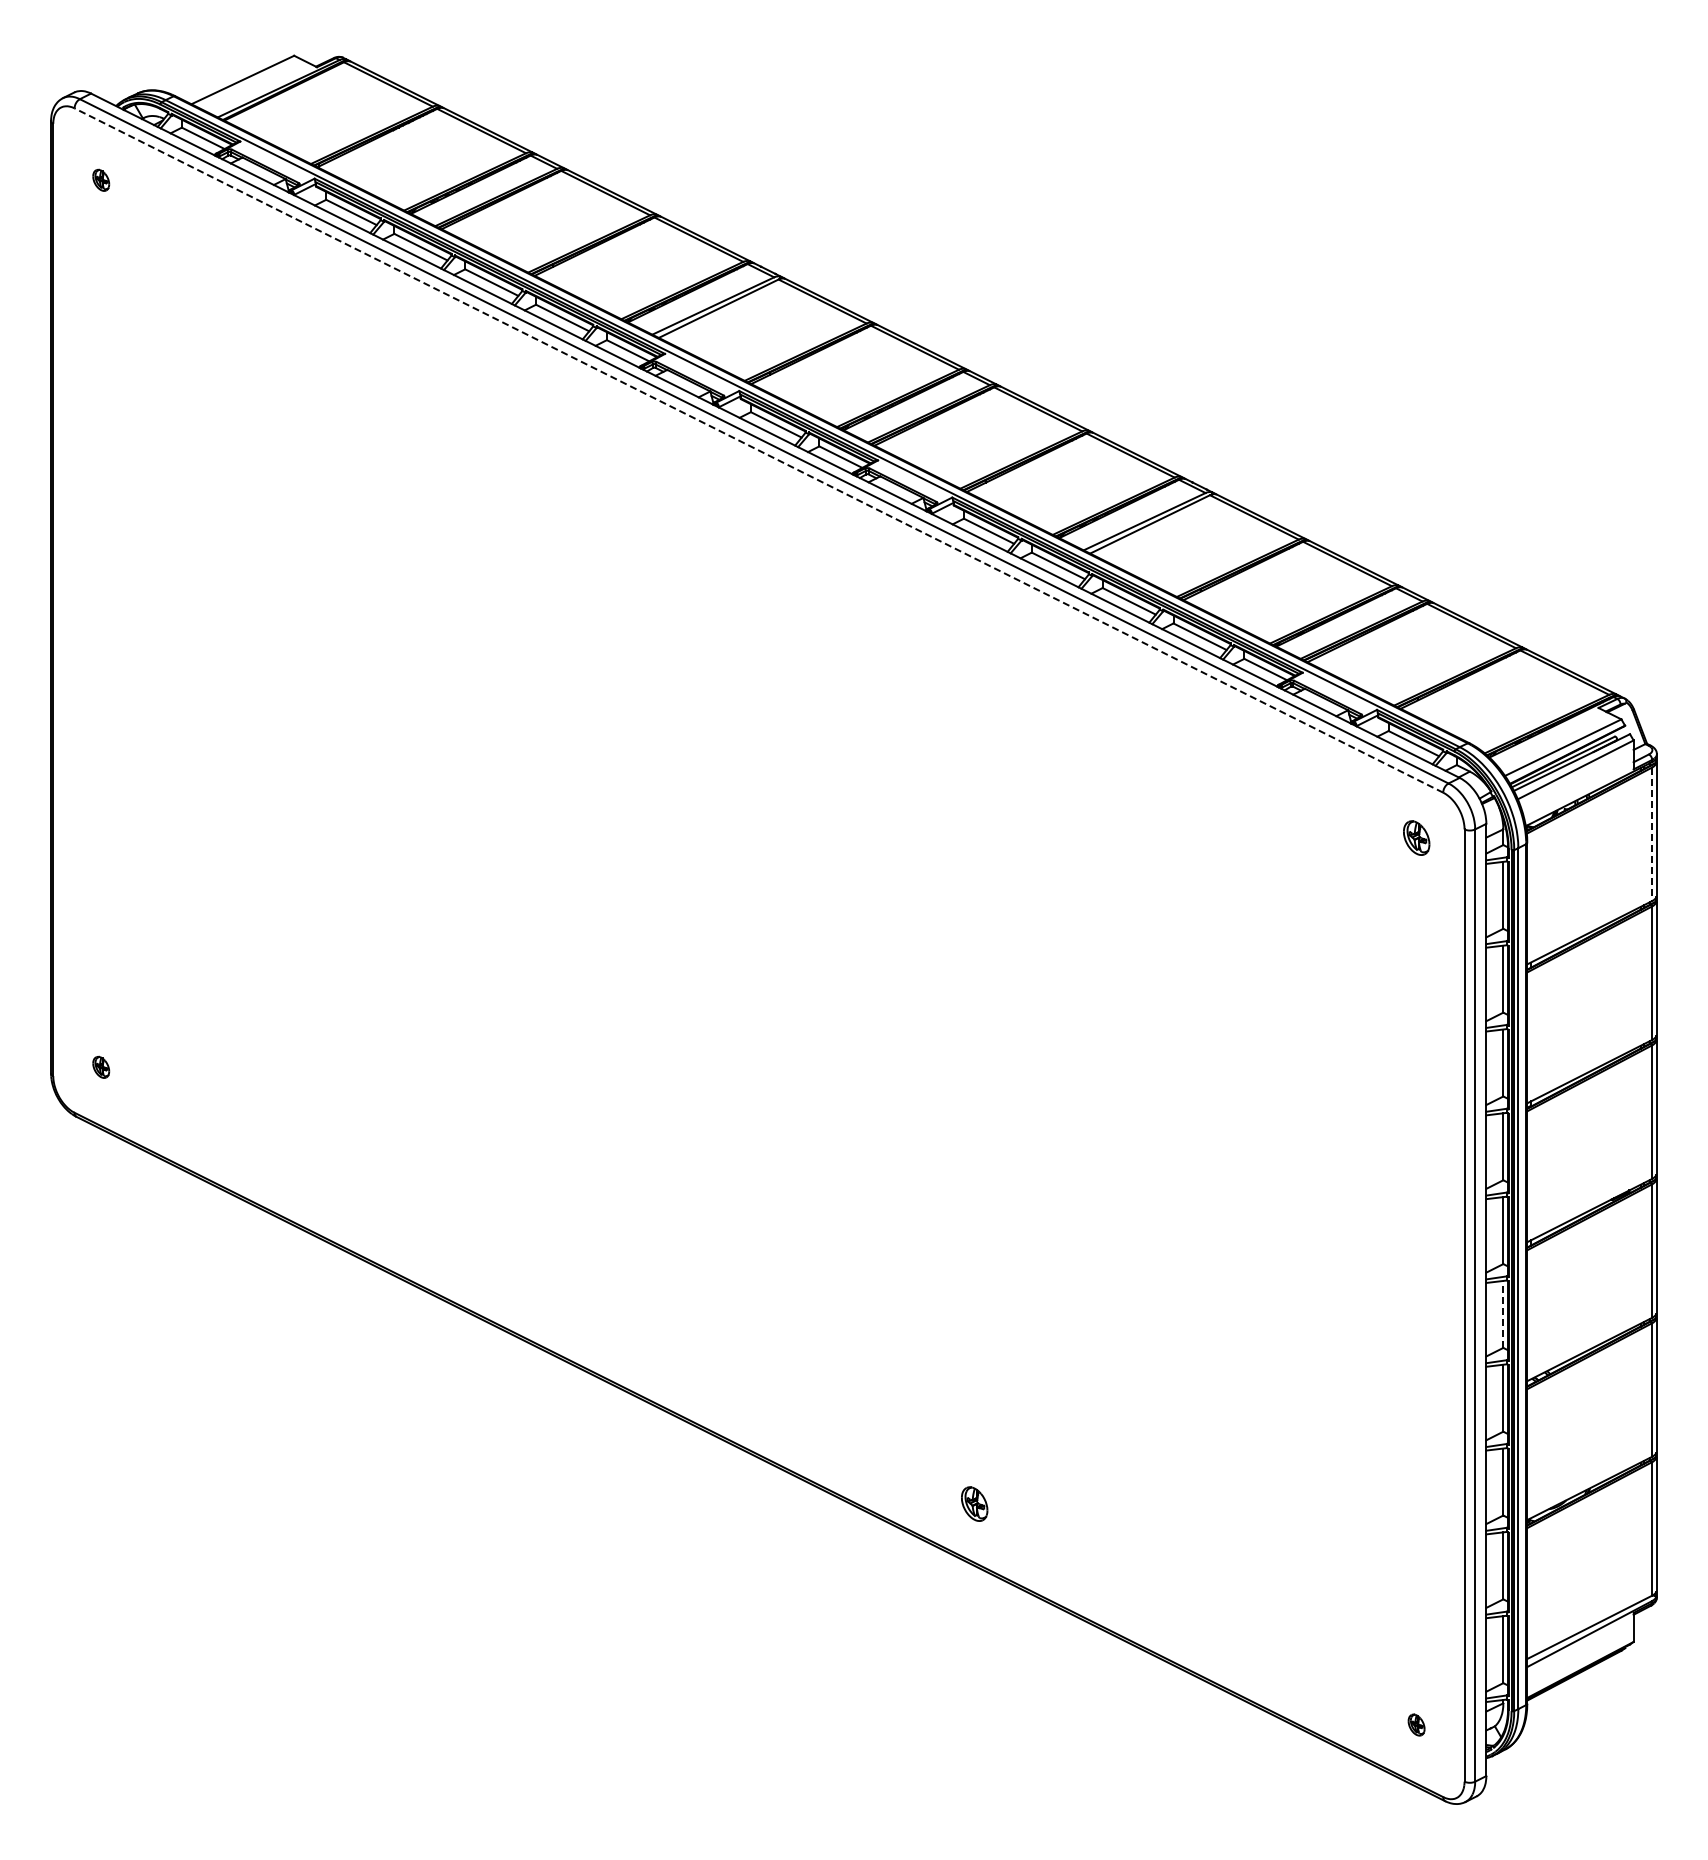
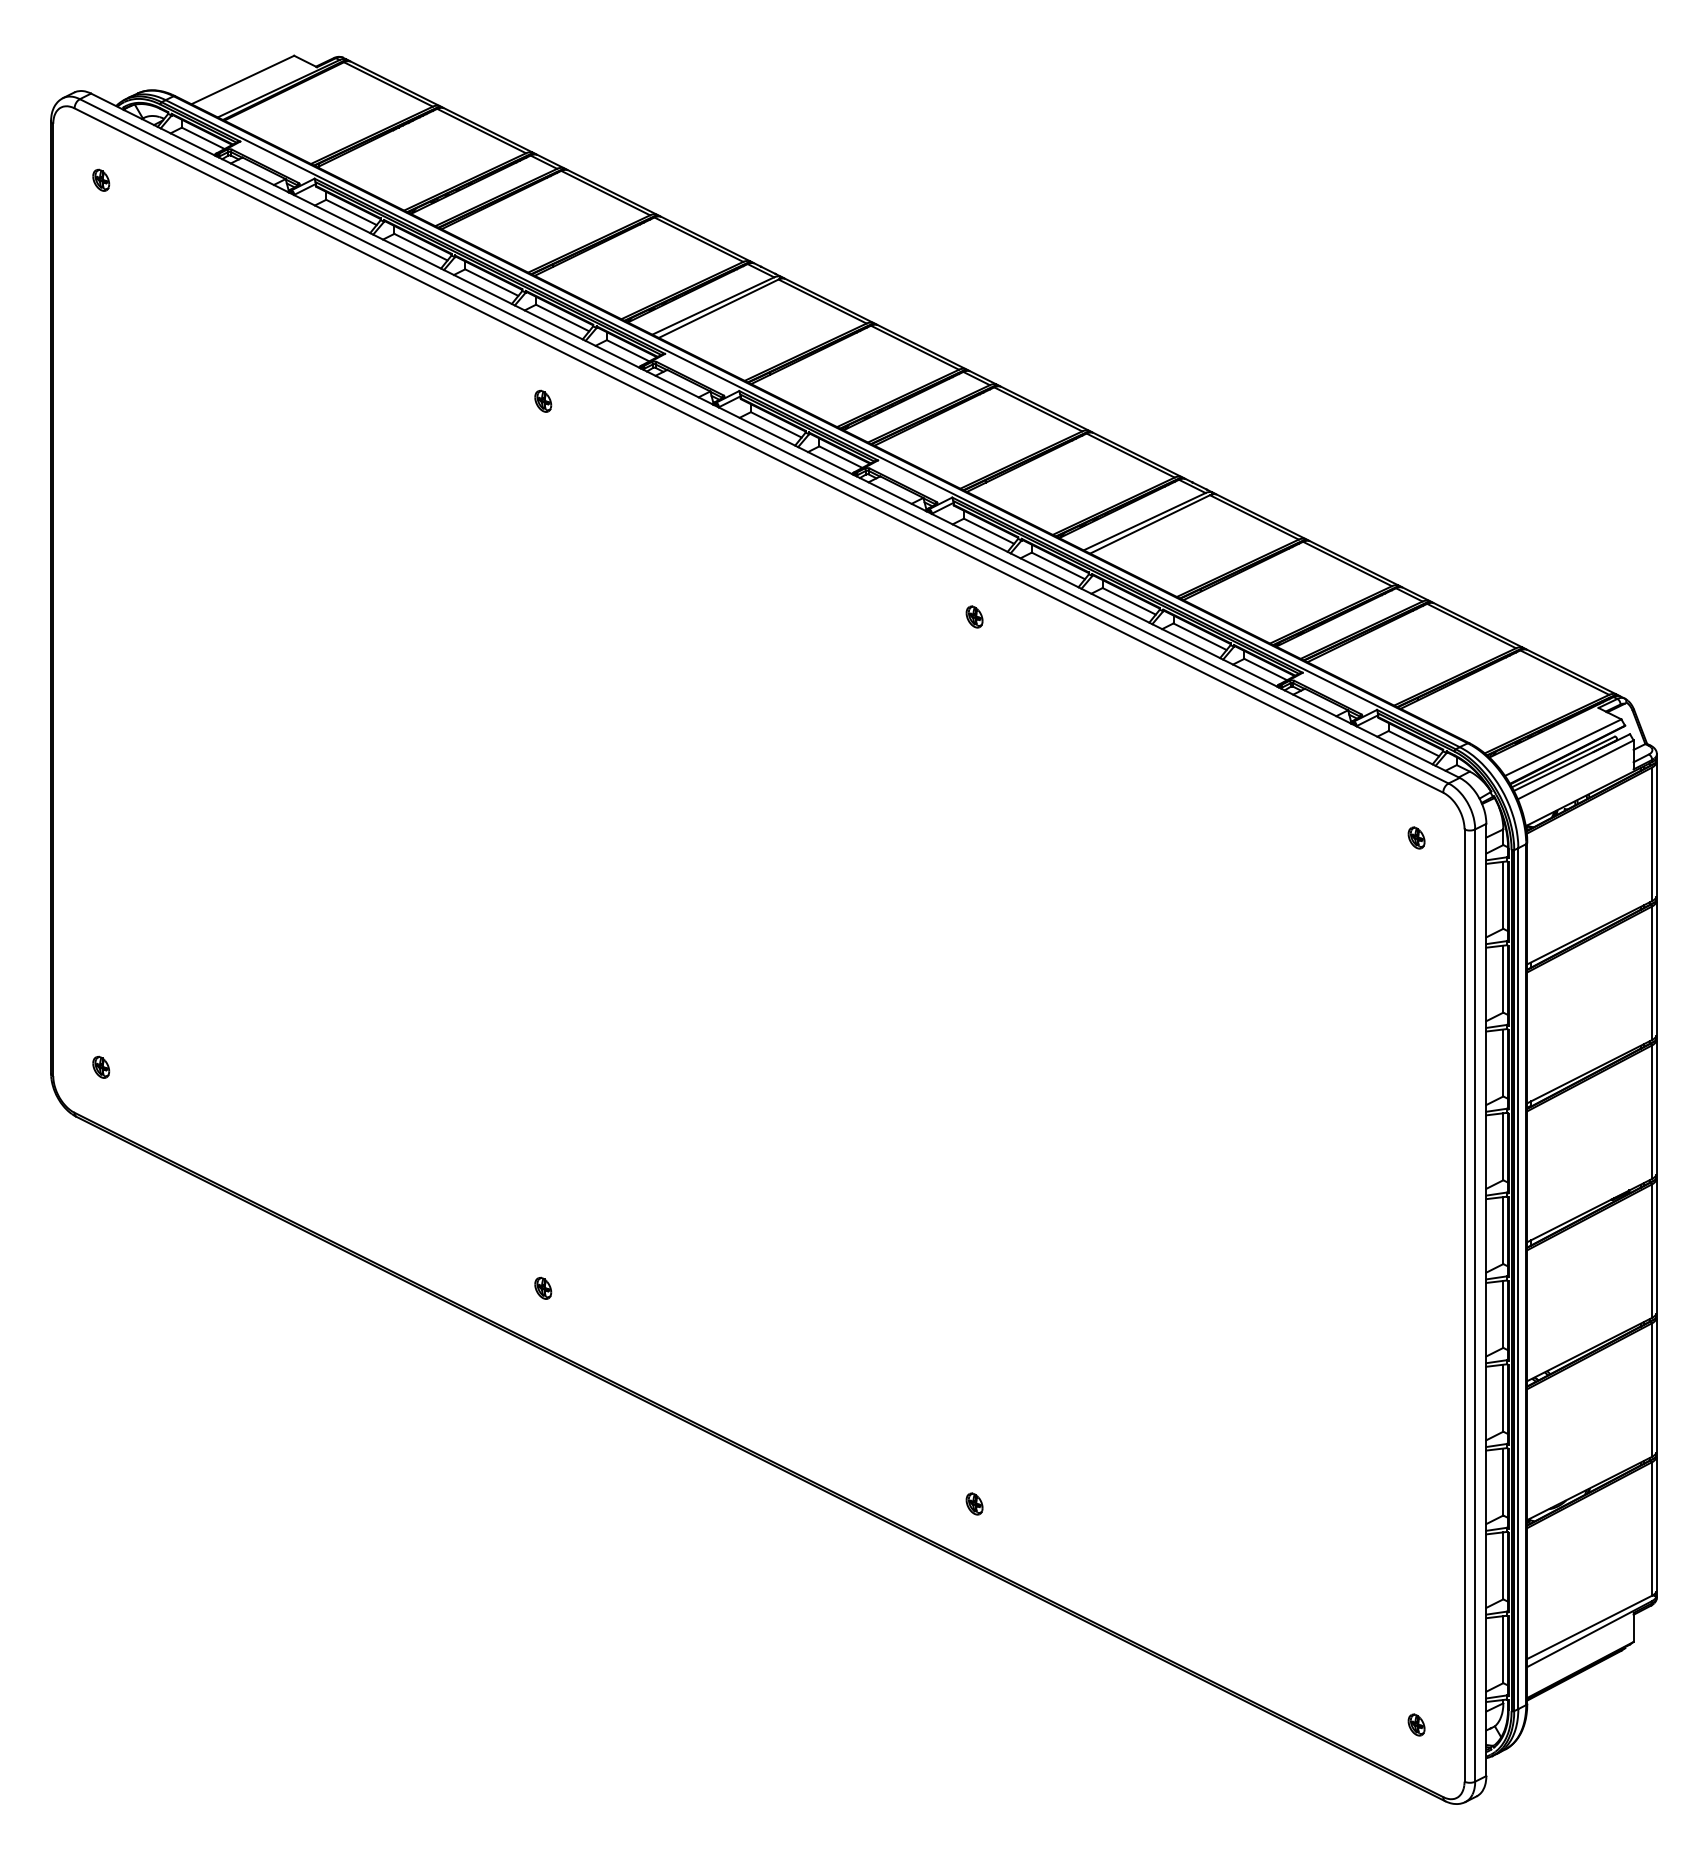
part: none -> present (543, 400)
line: dashed -> solid (758, 450)
part: none -> present (974, 616)
line: dashed -> solid (1652, 834)
part size: 28x36 px -> 19x24 px (1416, 837)
part: none -> present (543, 1287)
line: dashed -> solid (1503, 1313)
part size: 28x36 px -> 19x24 px (974, 1503)
